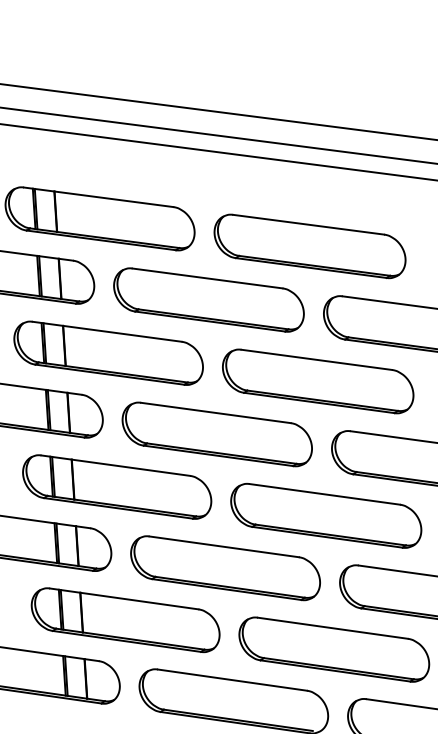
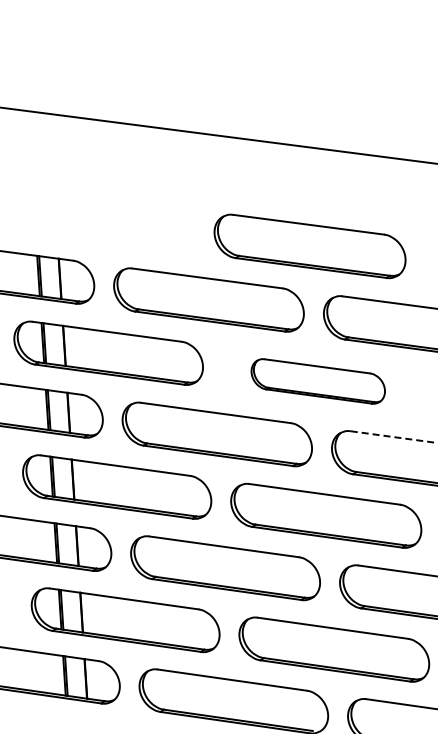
line: present -> none (218, 111)
line: present -> none (218, 152)
part: present -> none (99, 218)
part size: 193x67 px -> 136x47 px (317, 381)
line: solid -> dashed (394, 437)
